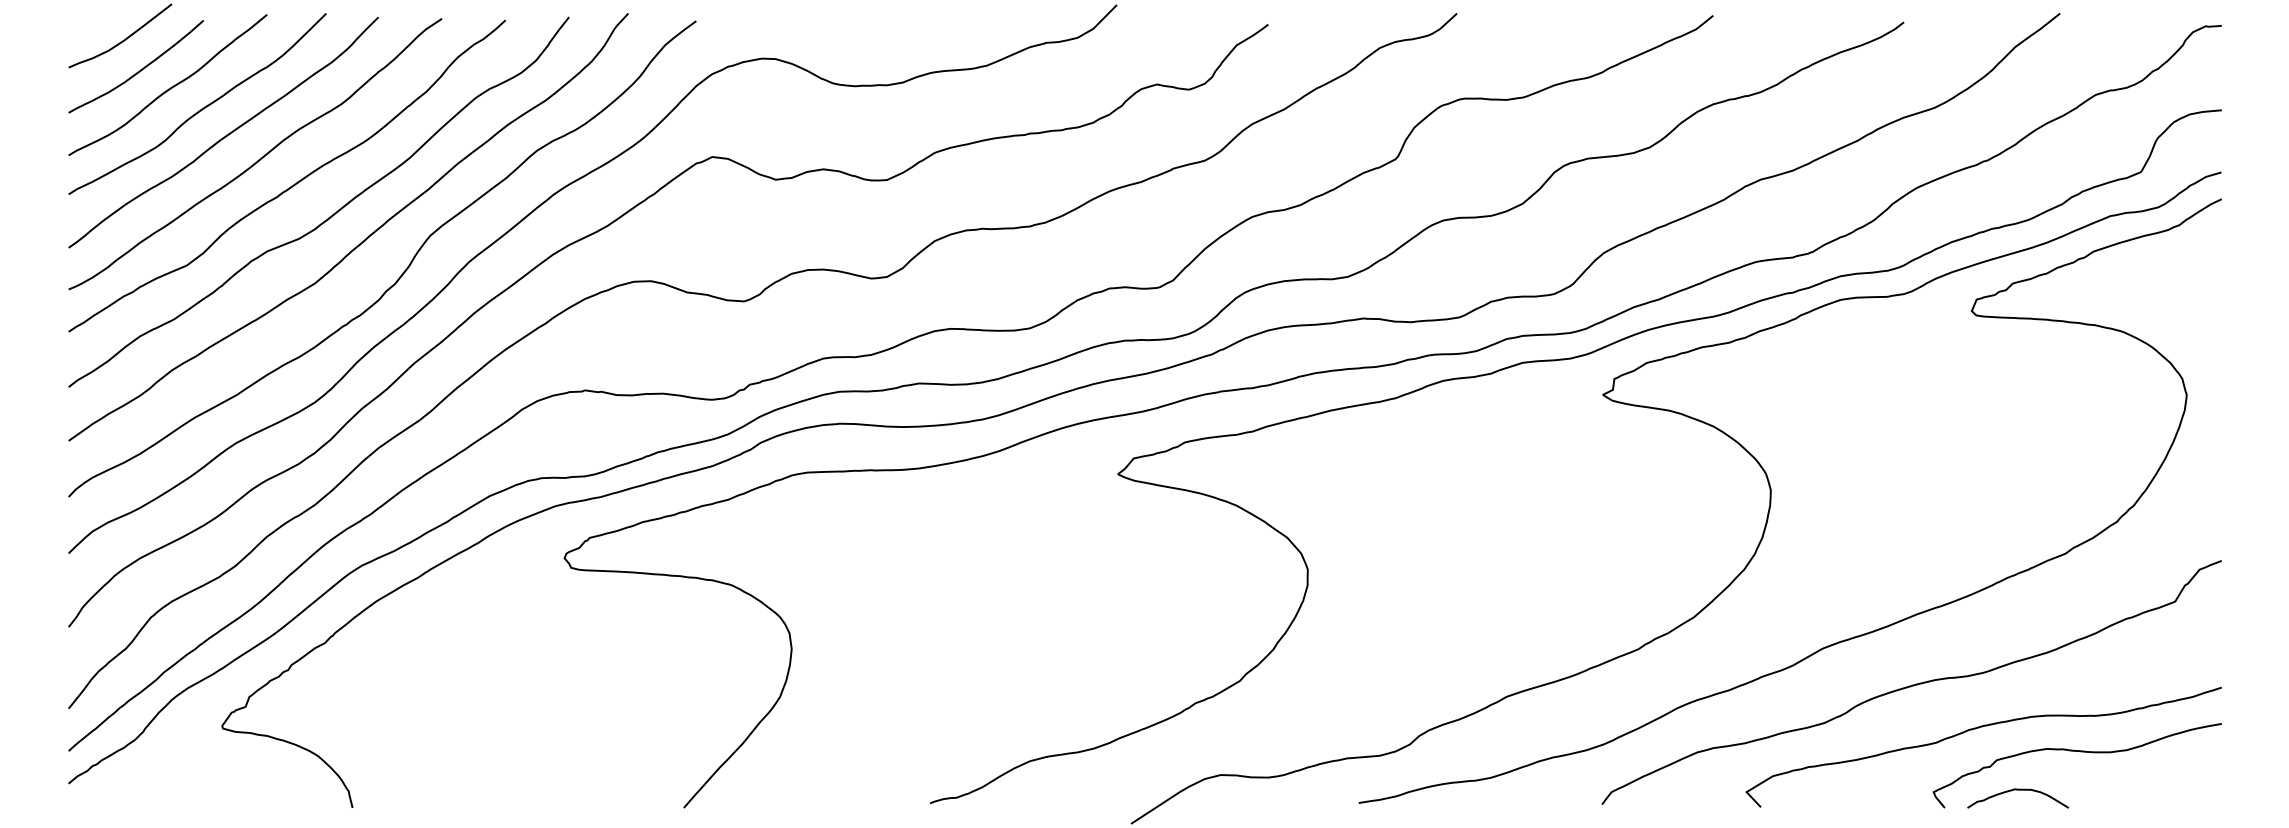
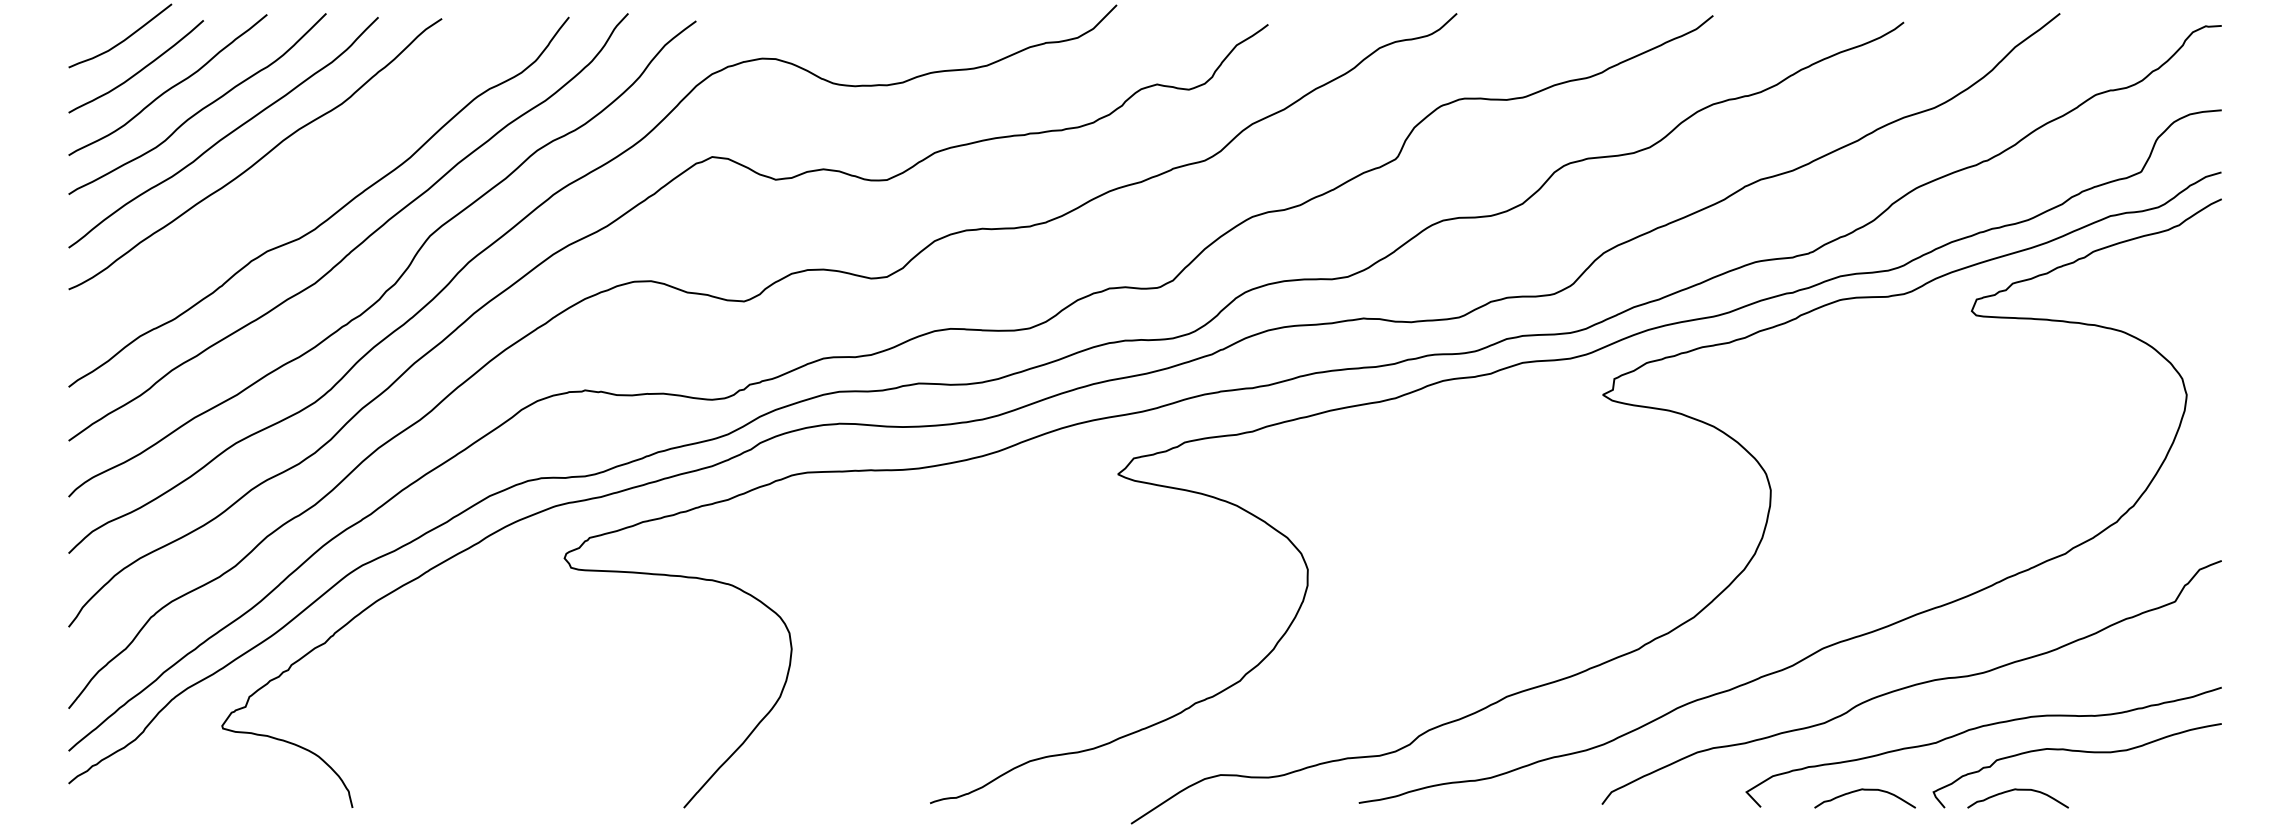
curve: present -> none (291, 185)
curve: none -> present (1864, 790)
